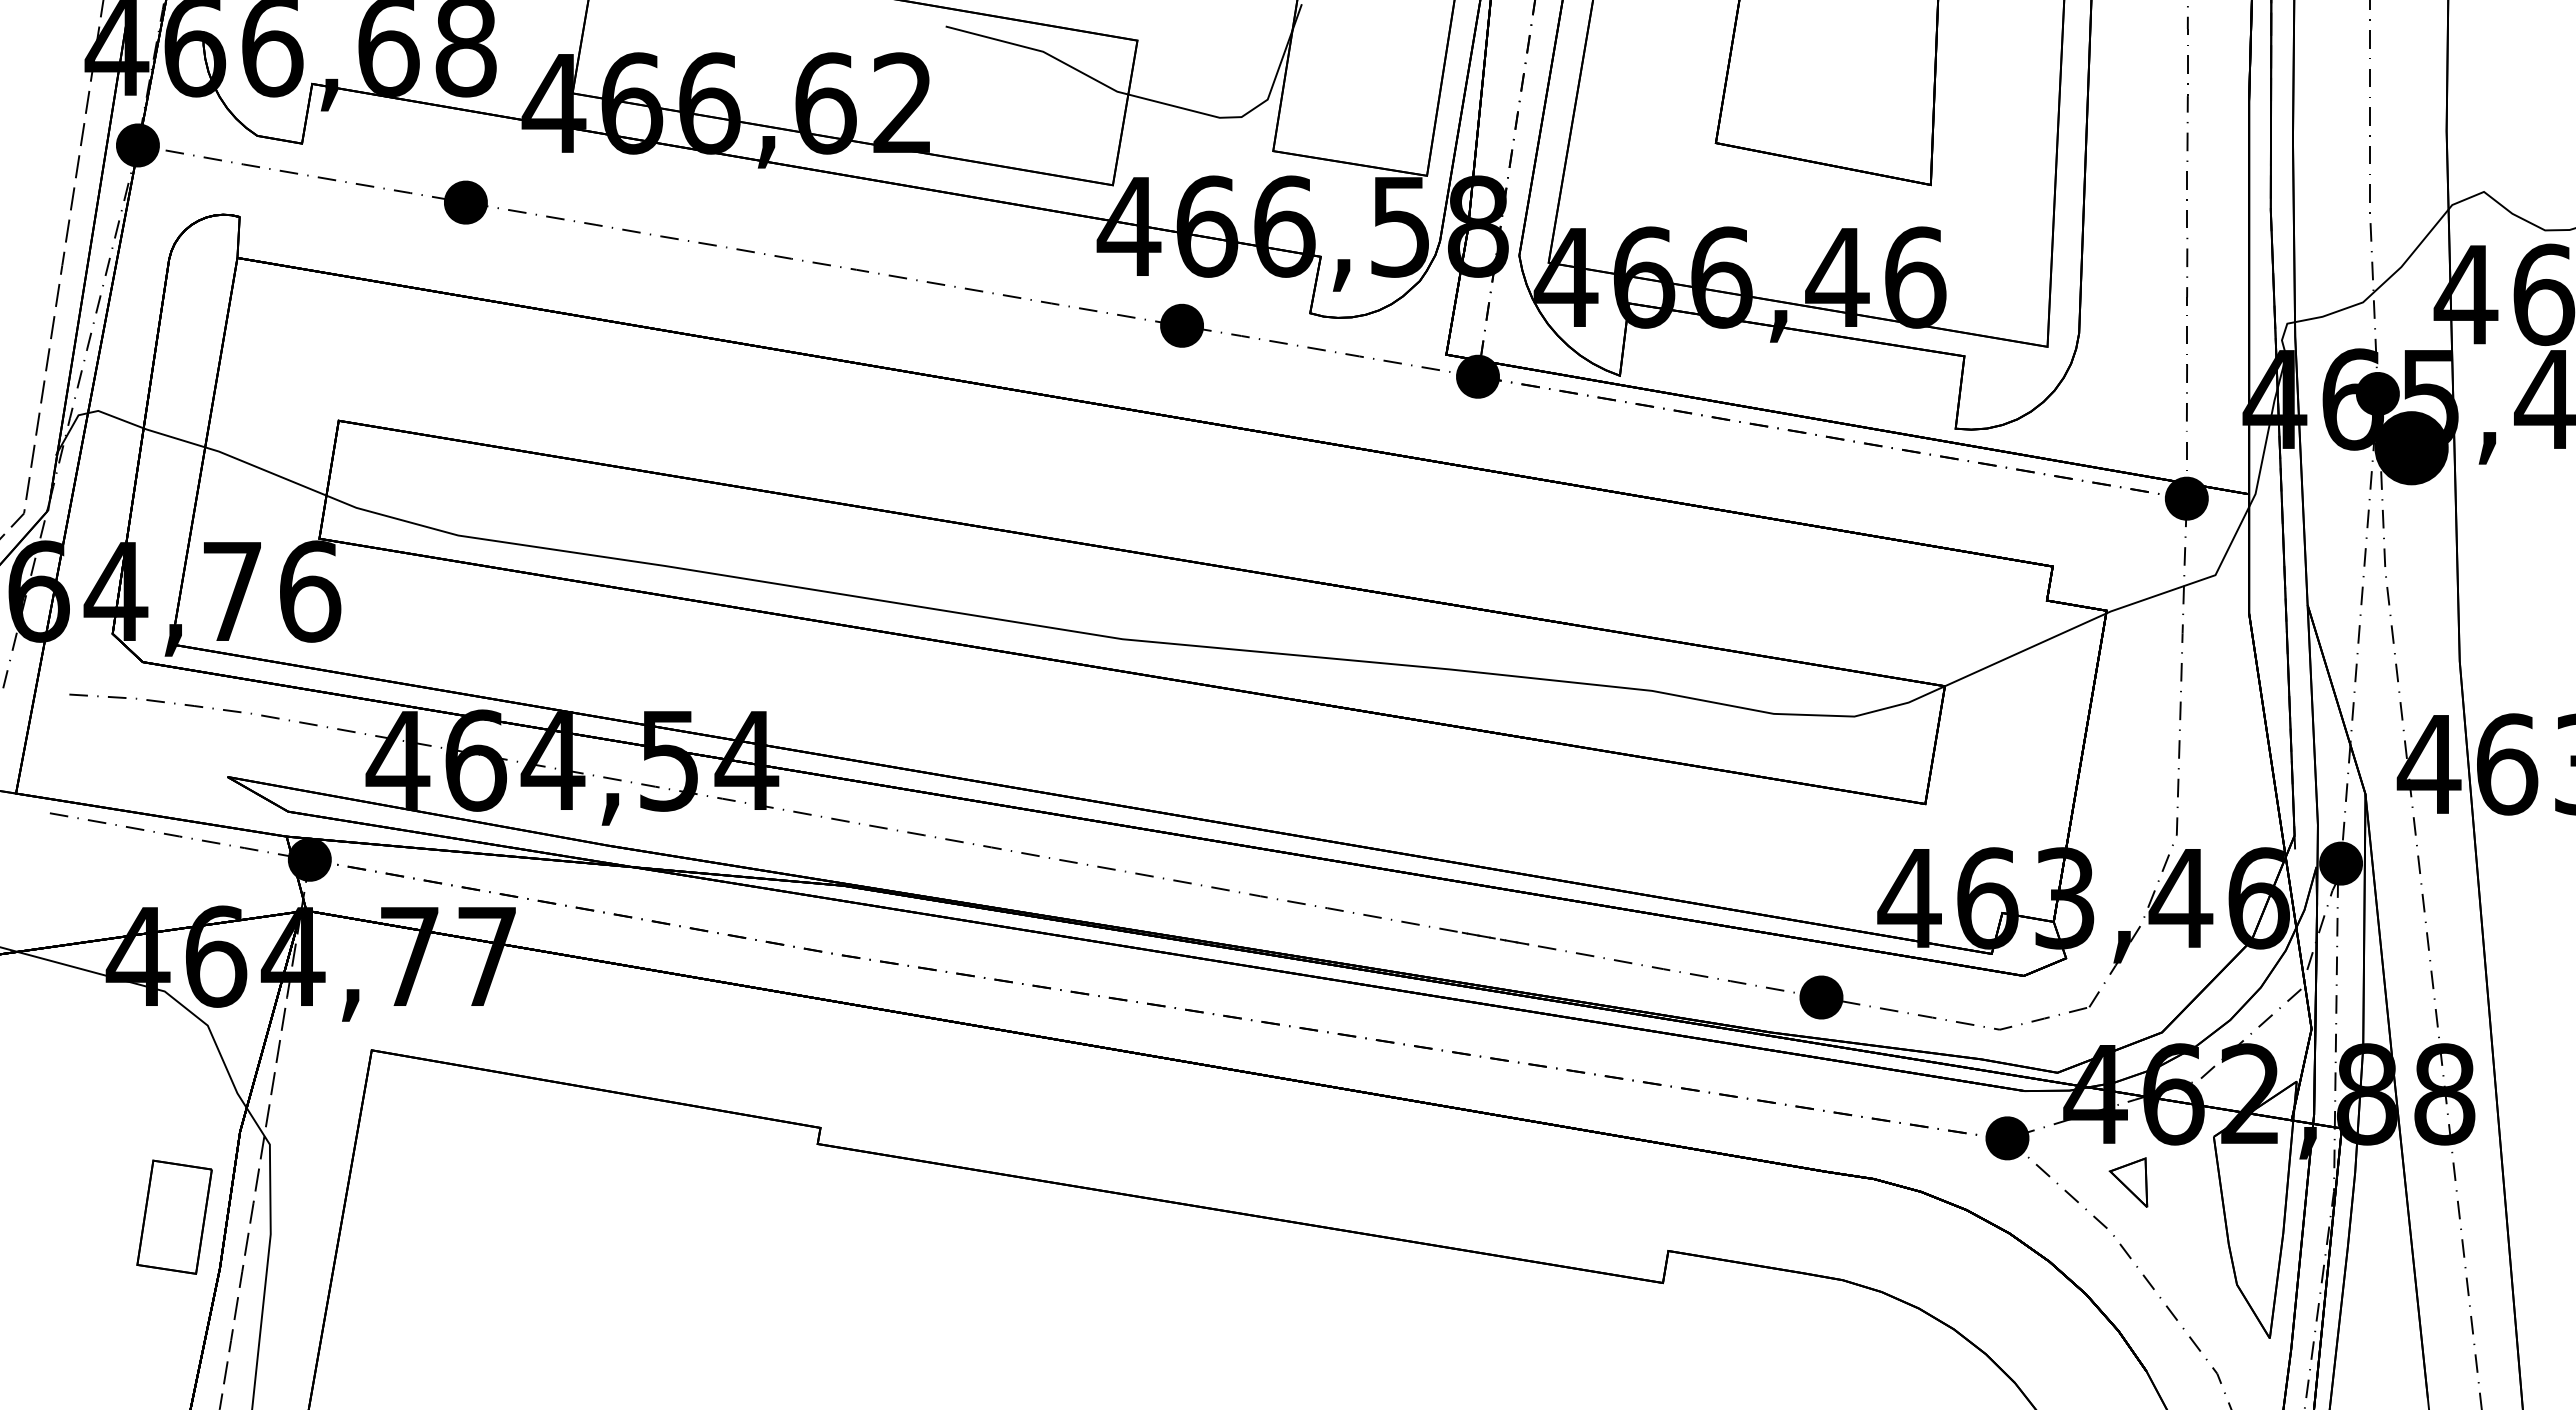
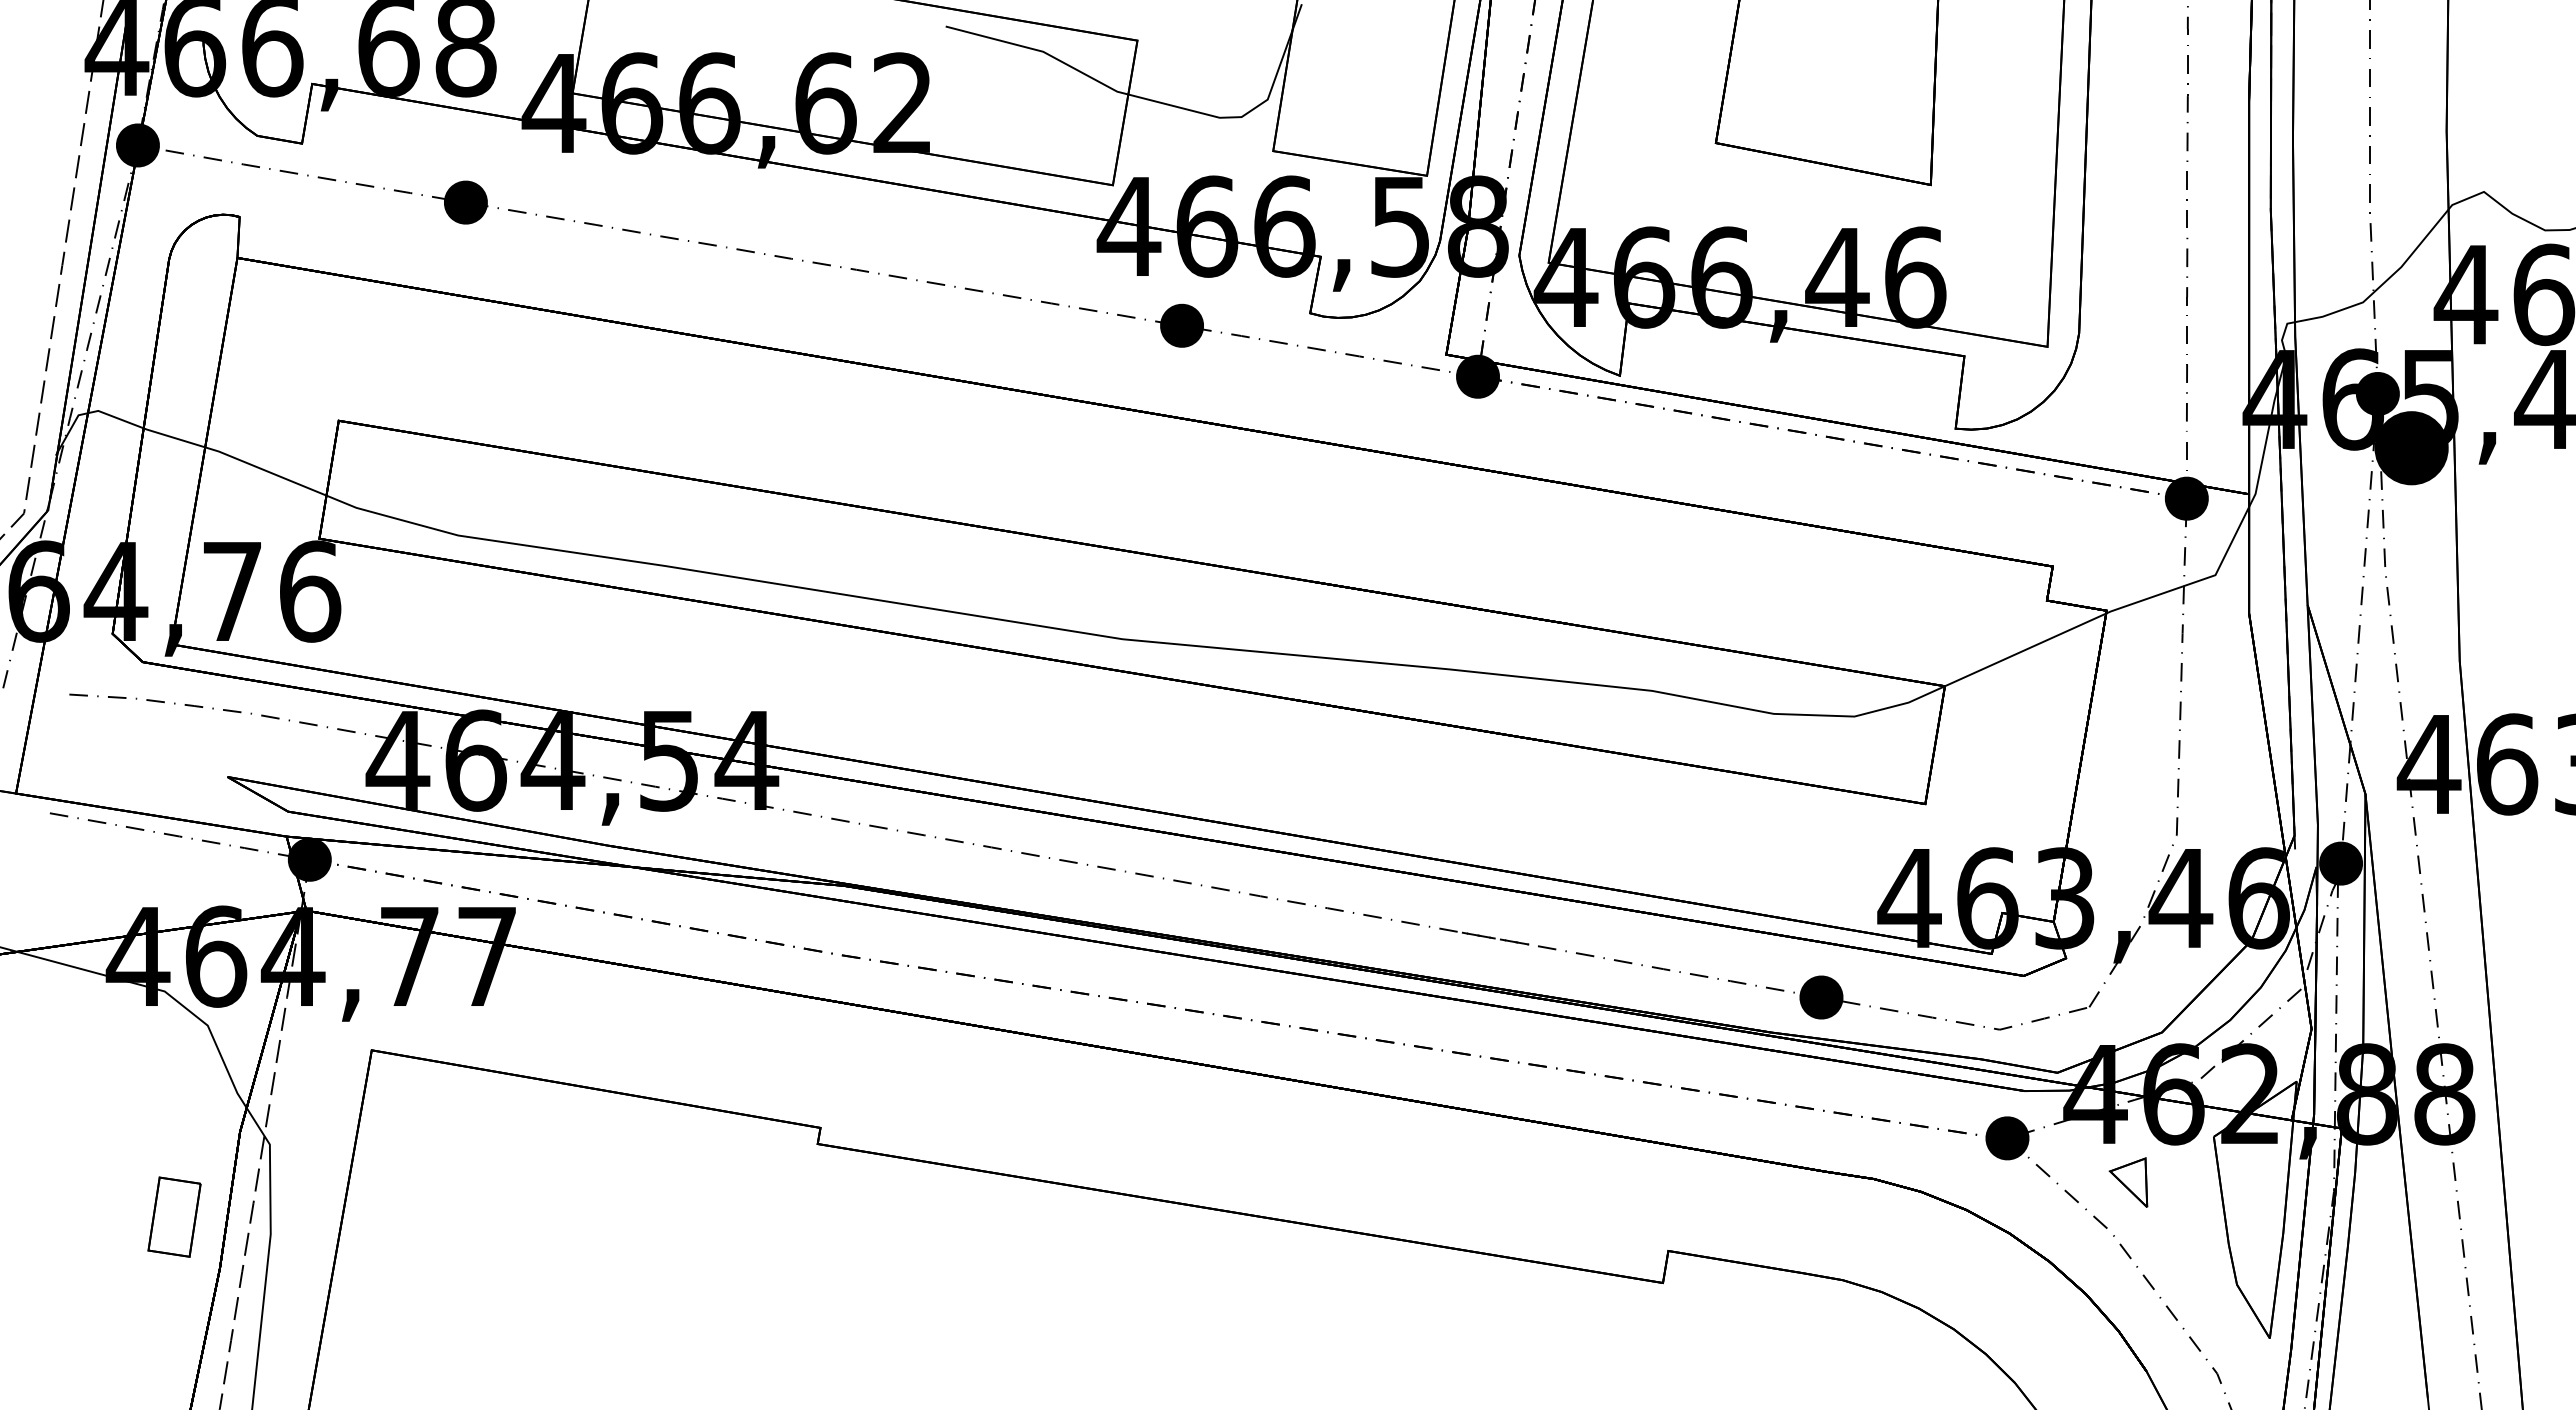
part size: 77x116 px -> 55x82 px (174, 1216)
